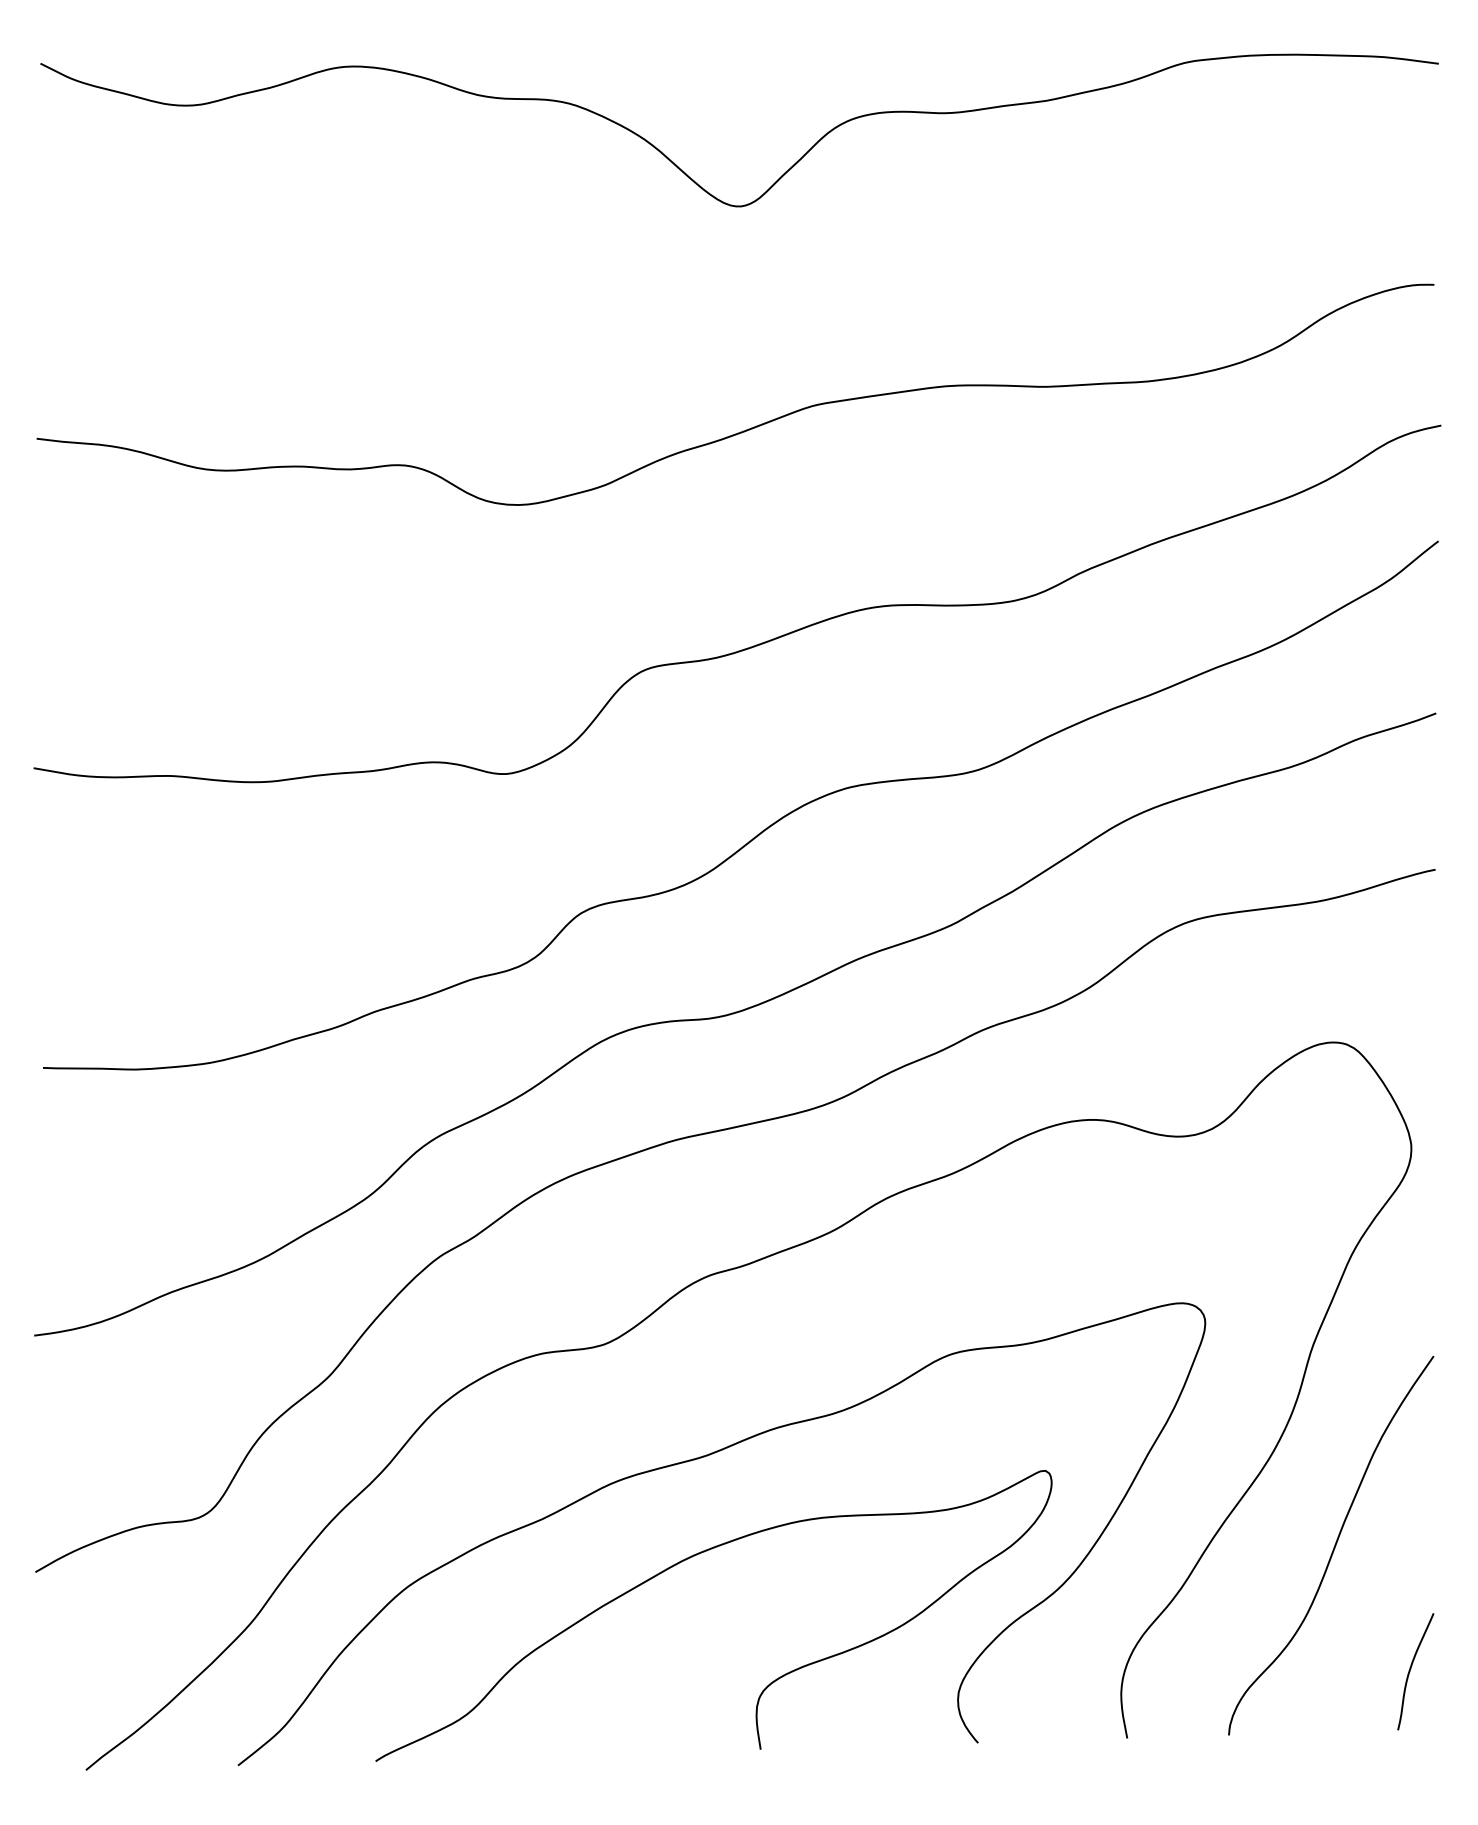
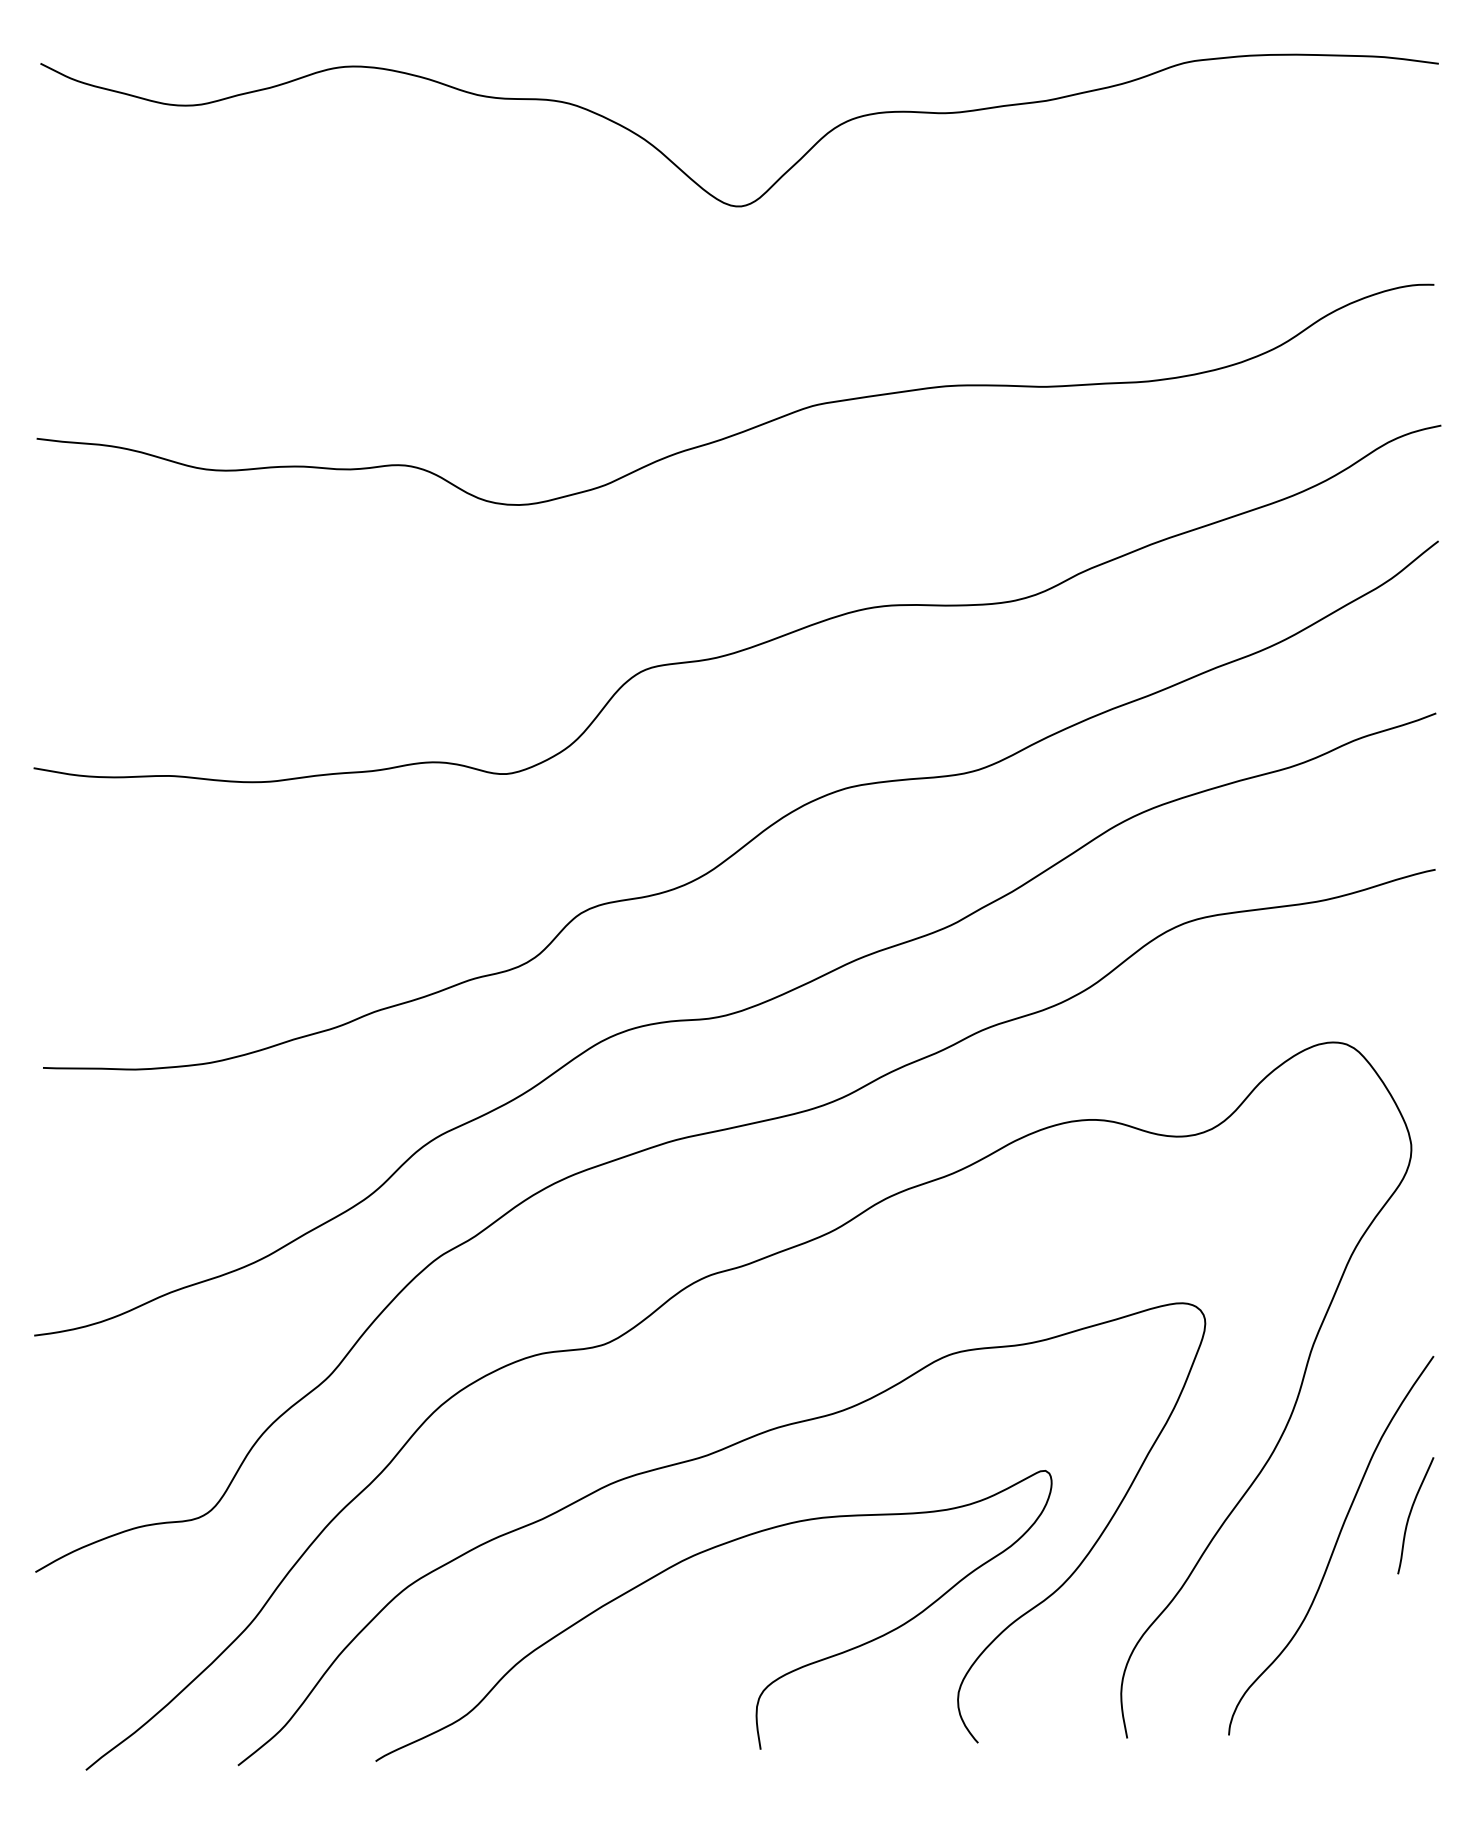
curve position: (1411, 1669) -> (1411, 1513) (1411, 1513)
